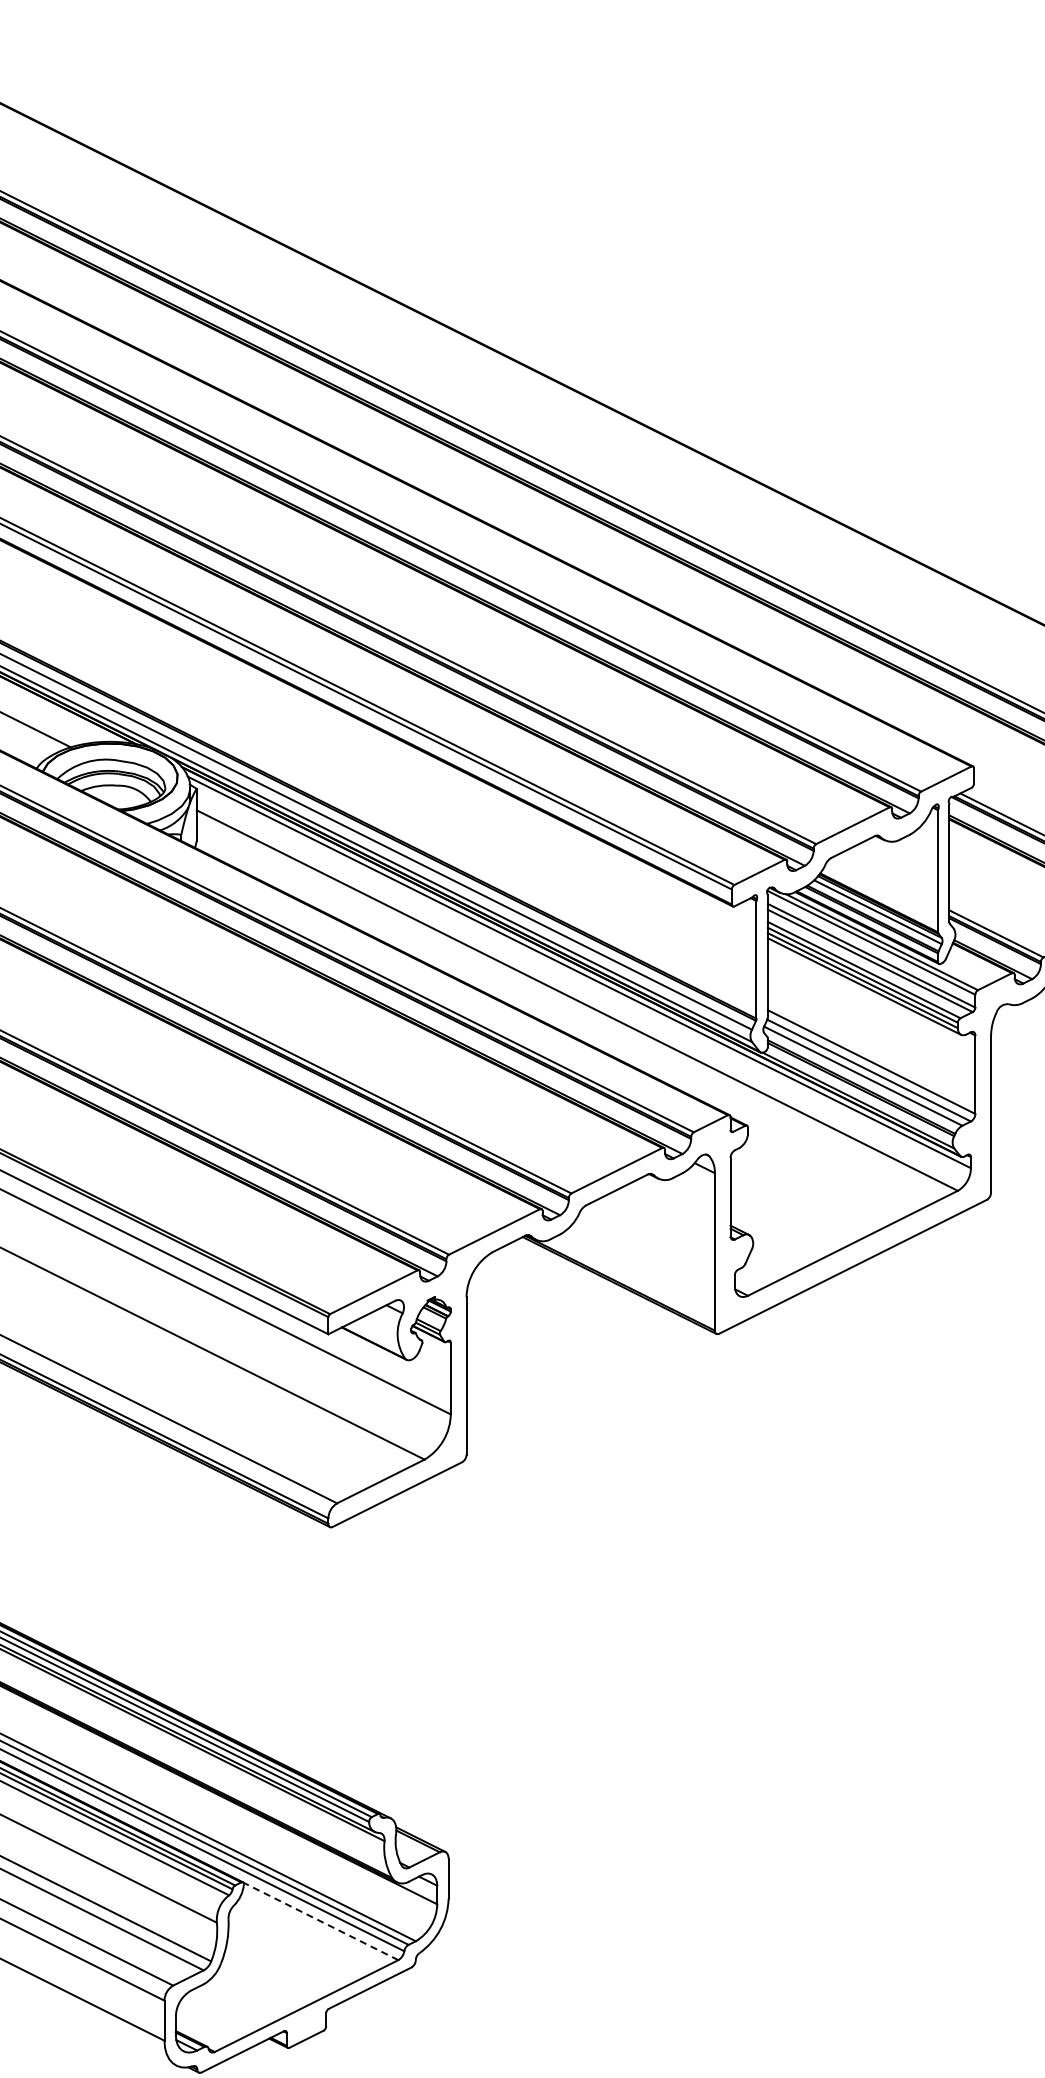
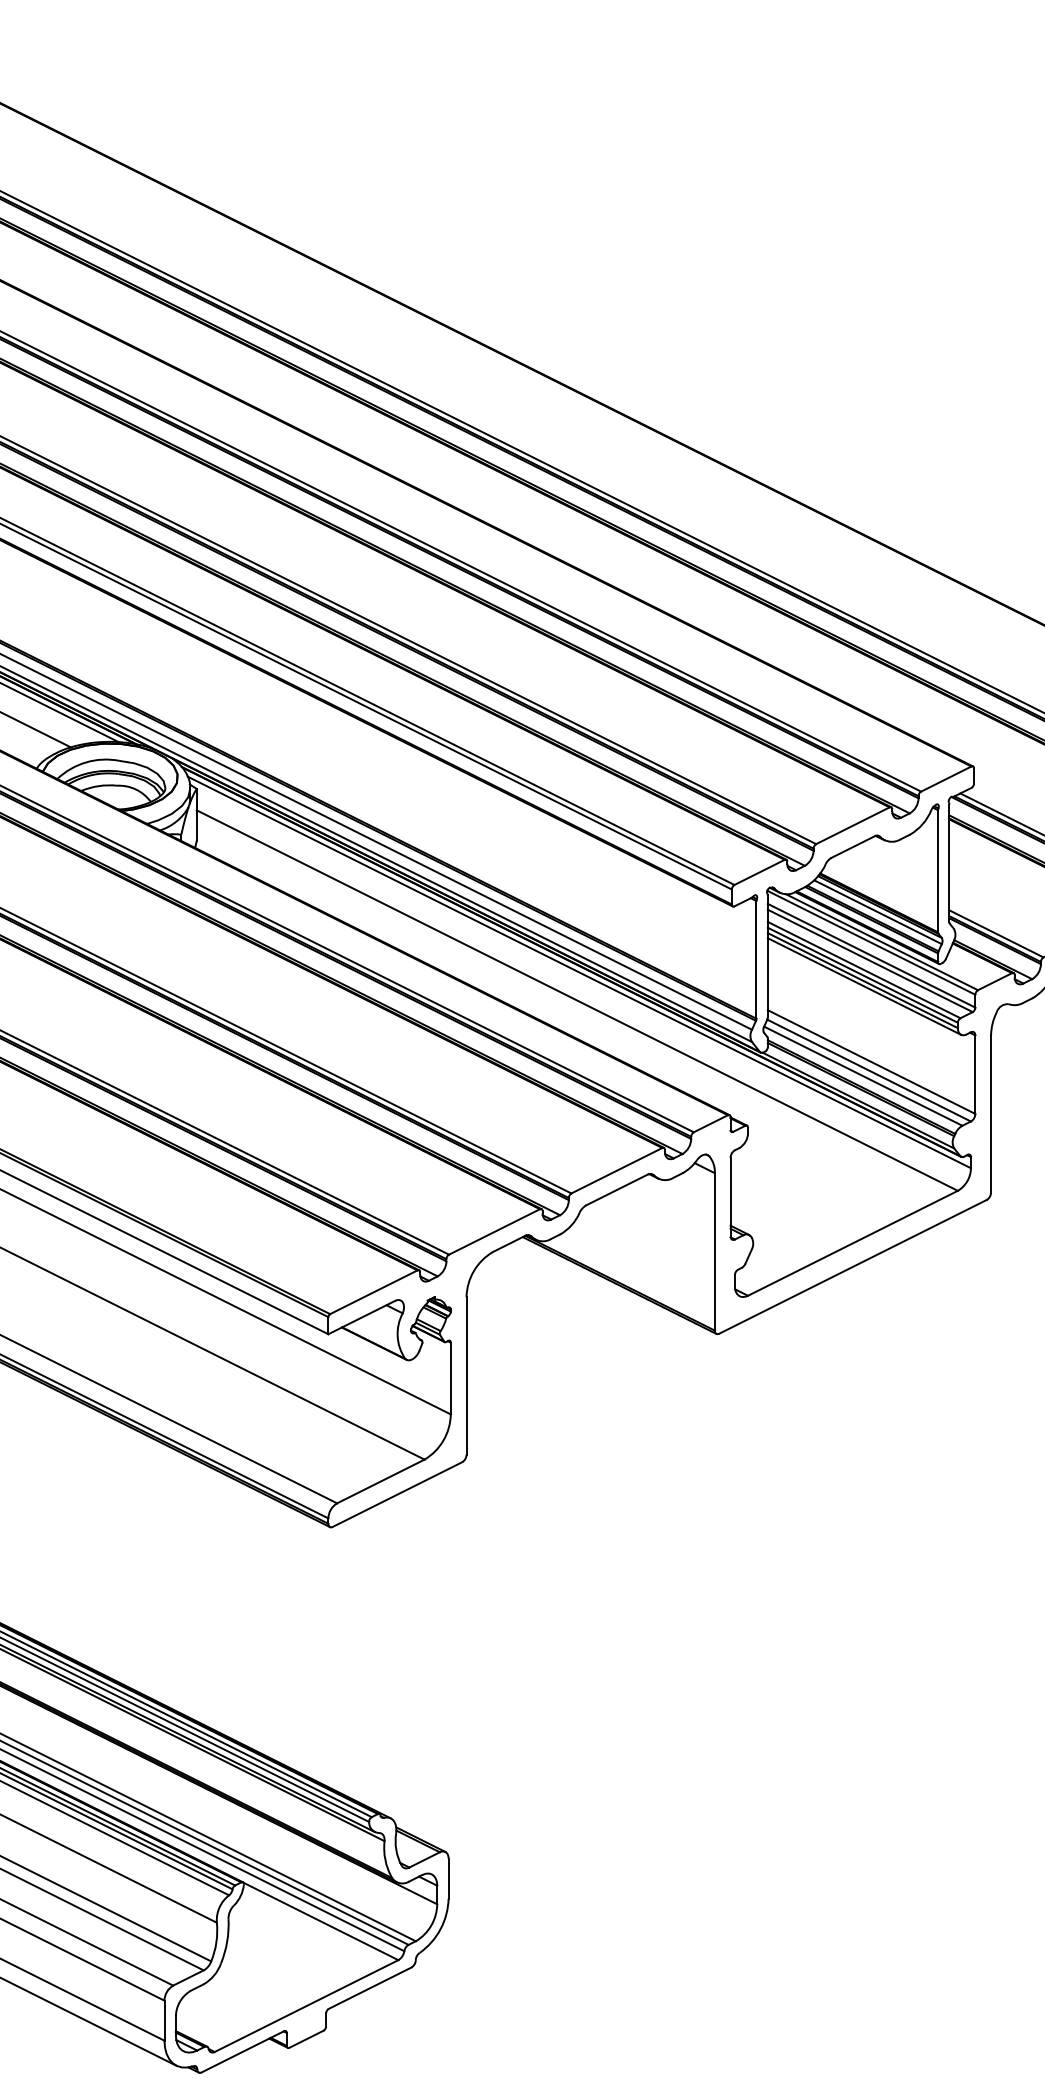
line: none -> present (60, 713)
line: dashed -> solid (320, 1921)
line: none -> present (89, 2021)
